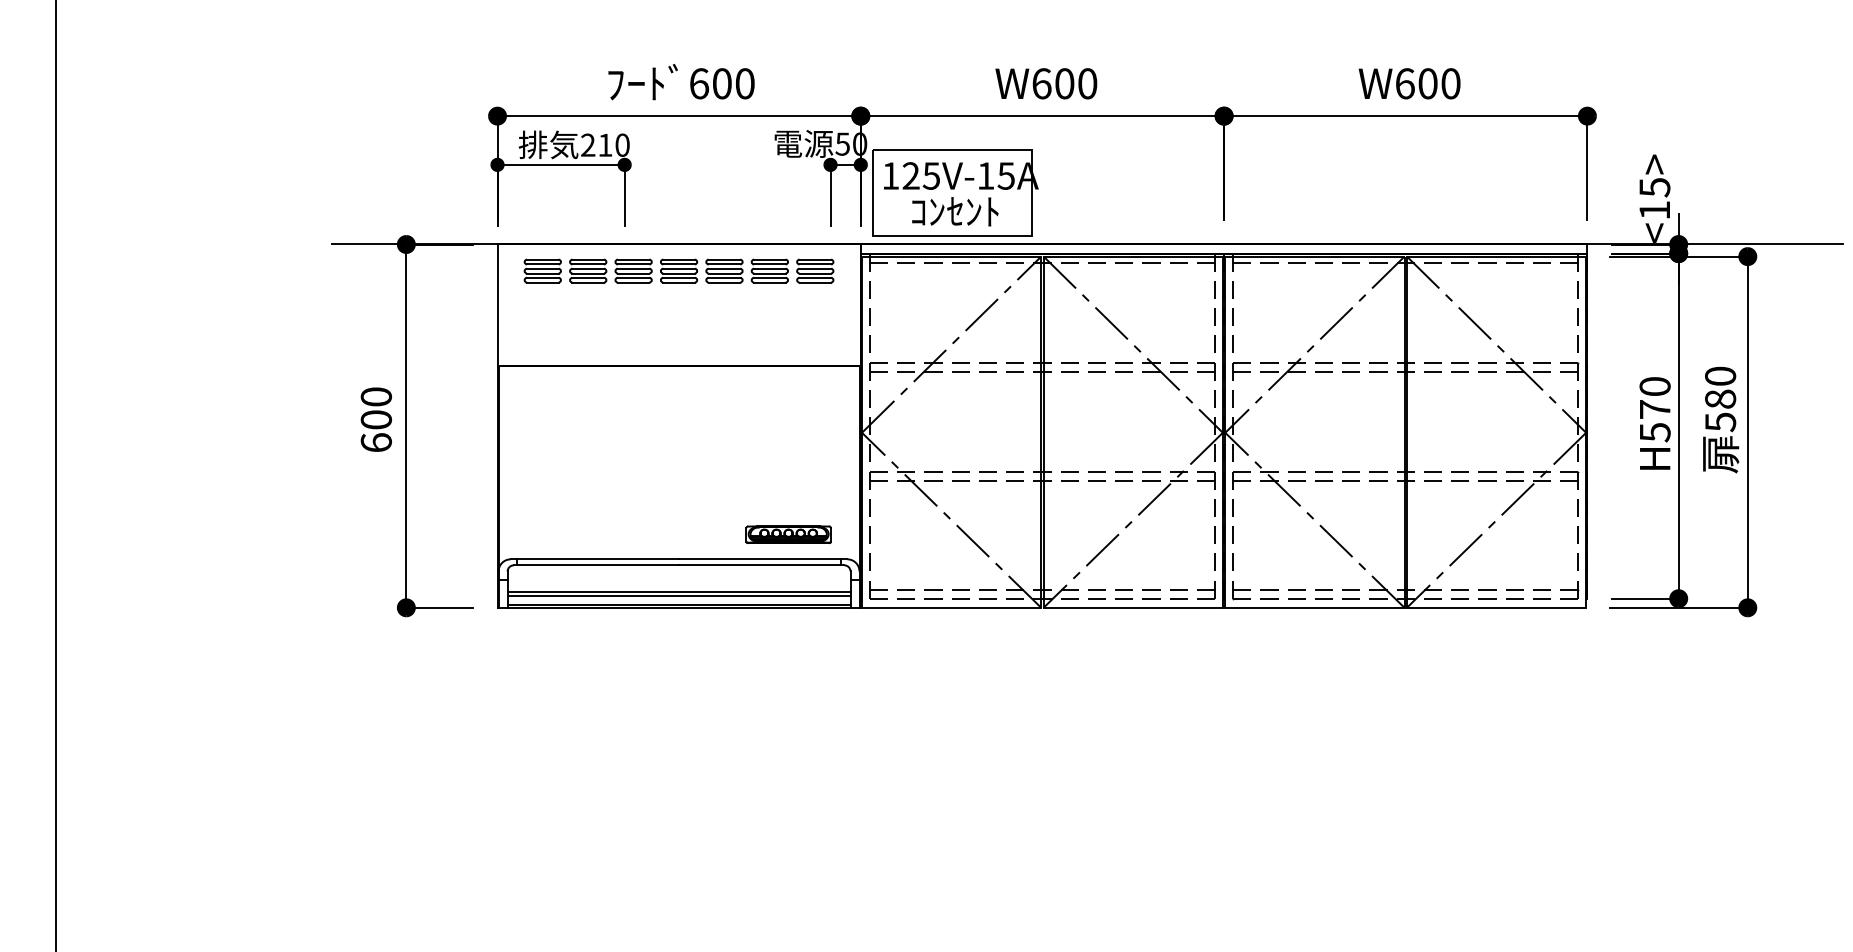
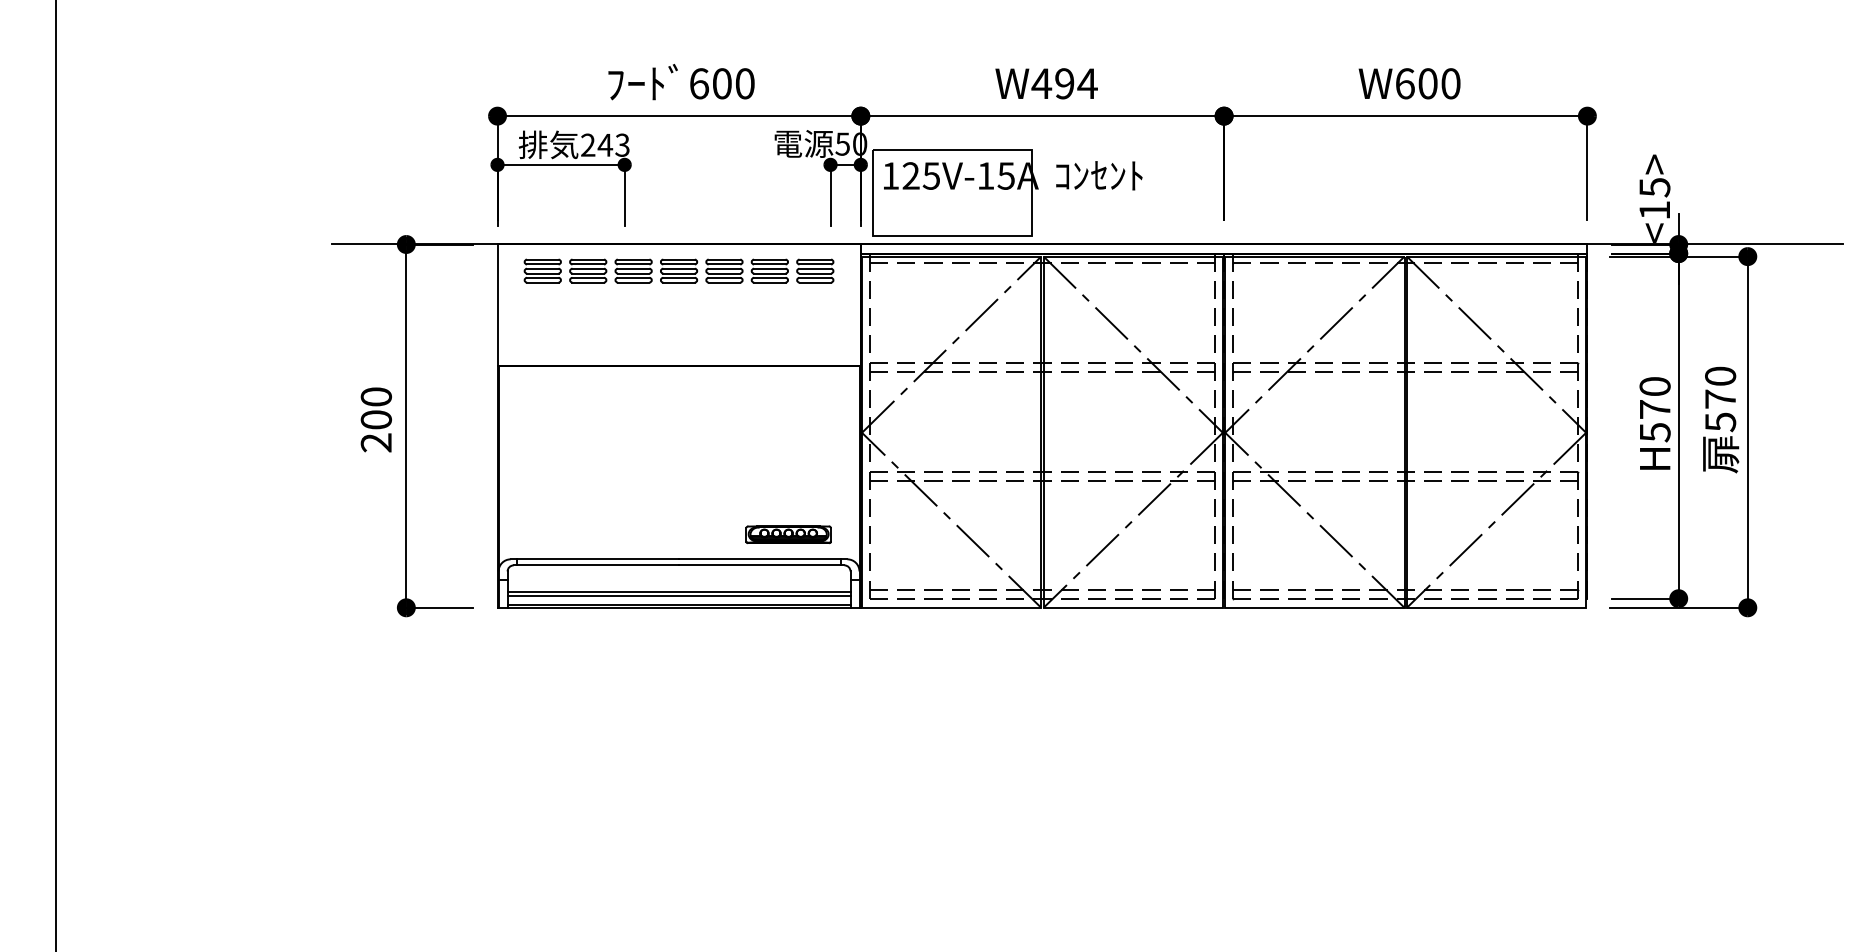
text: W600 -> W494 (1064, 83)
text: 210 -> 243 (613, 144)
text position: (955, 211) -> (1099, 175) (1099, 175)
text: 580 -> 570 (1720, 398)
text: 600 -> 200 (375, 442)
